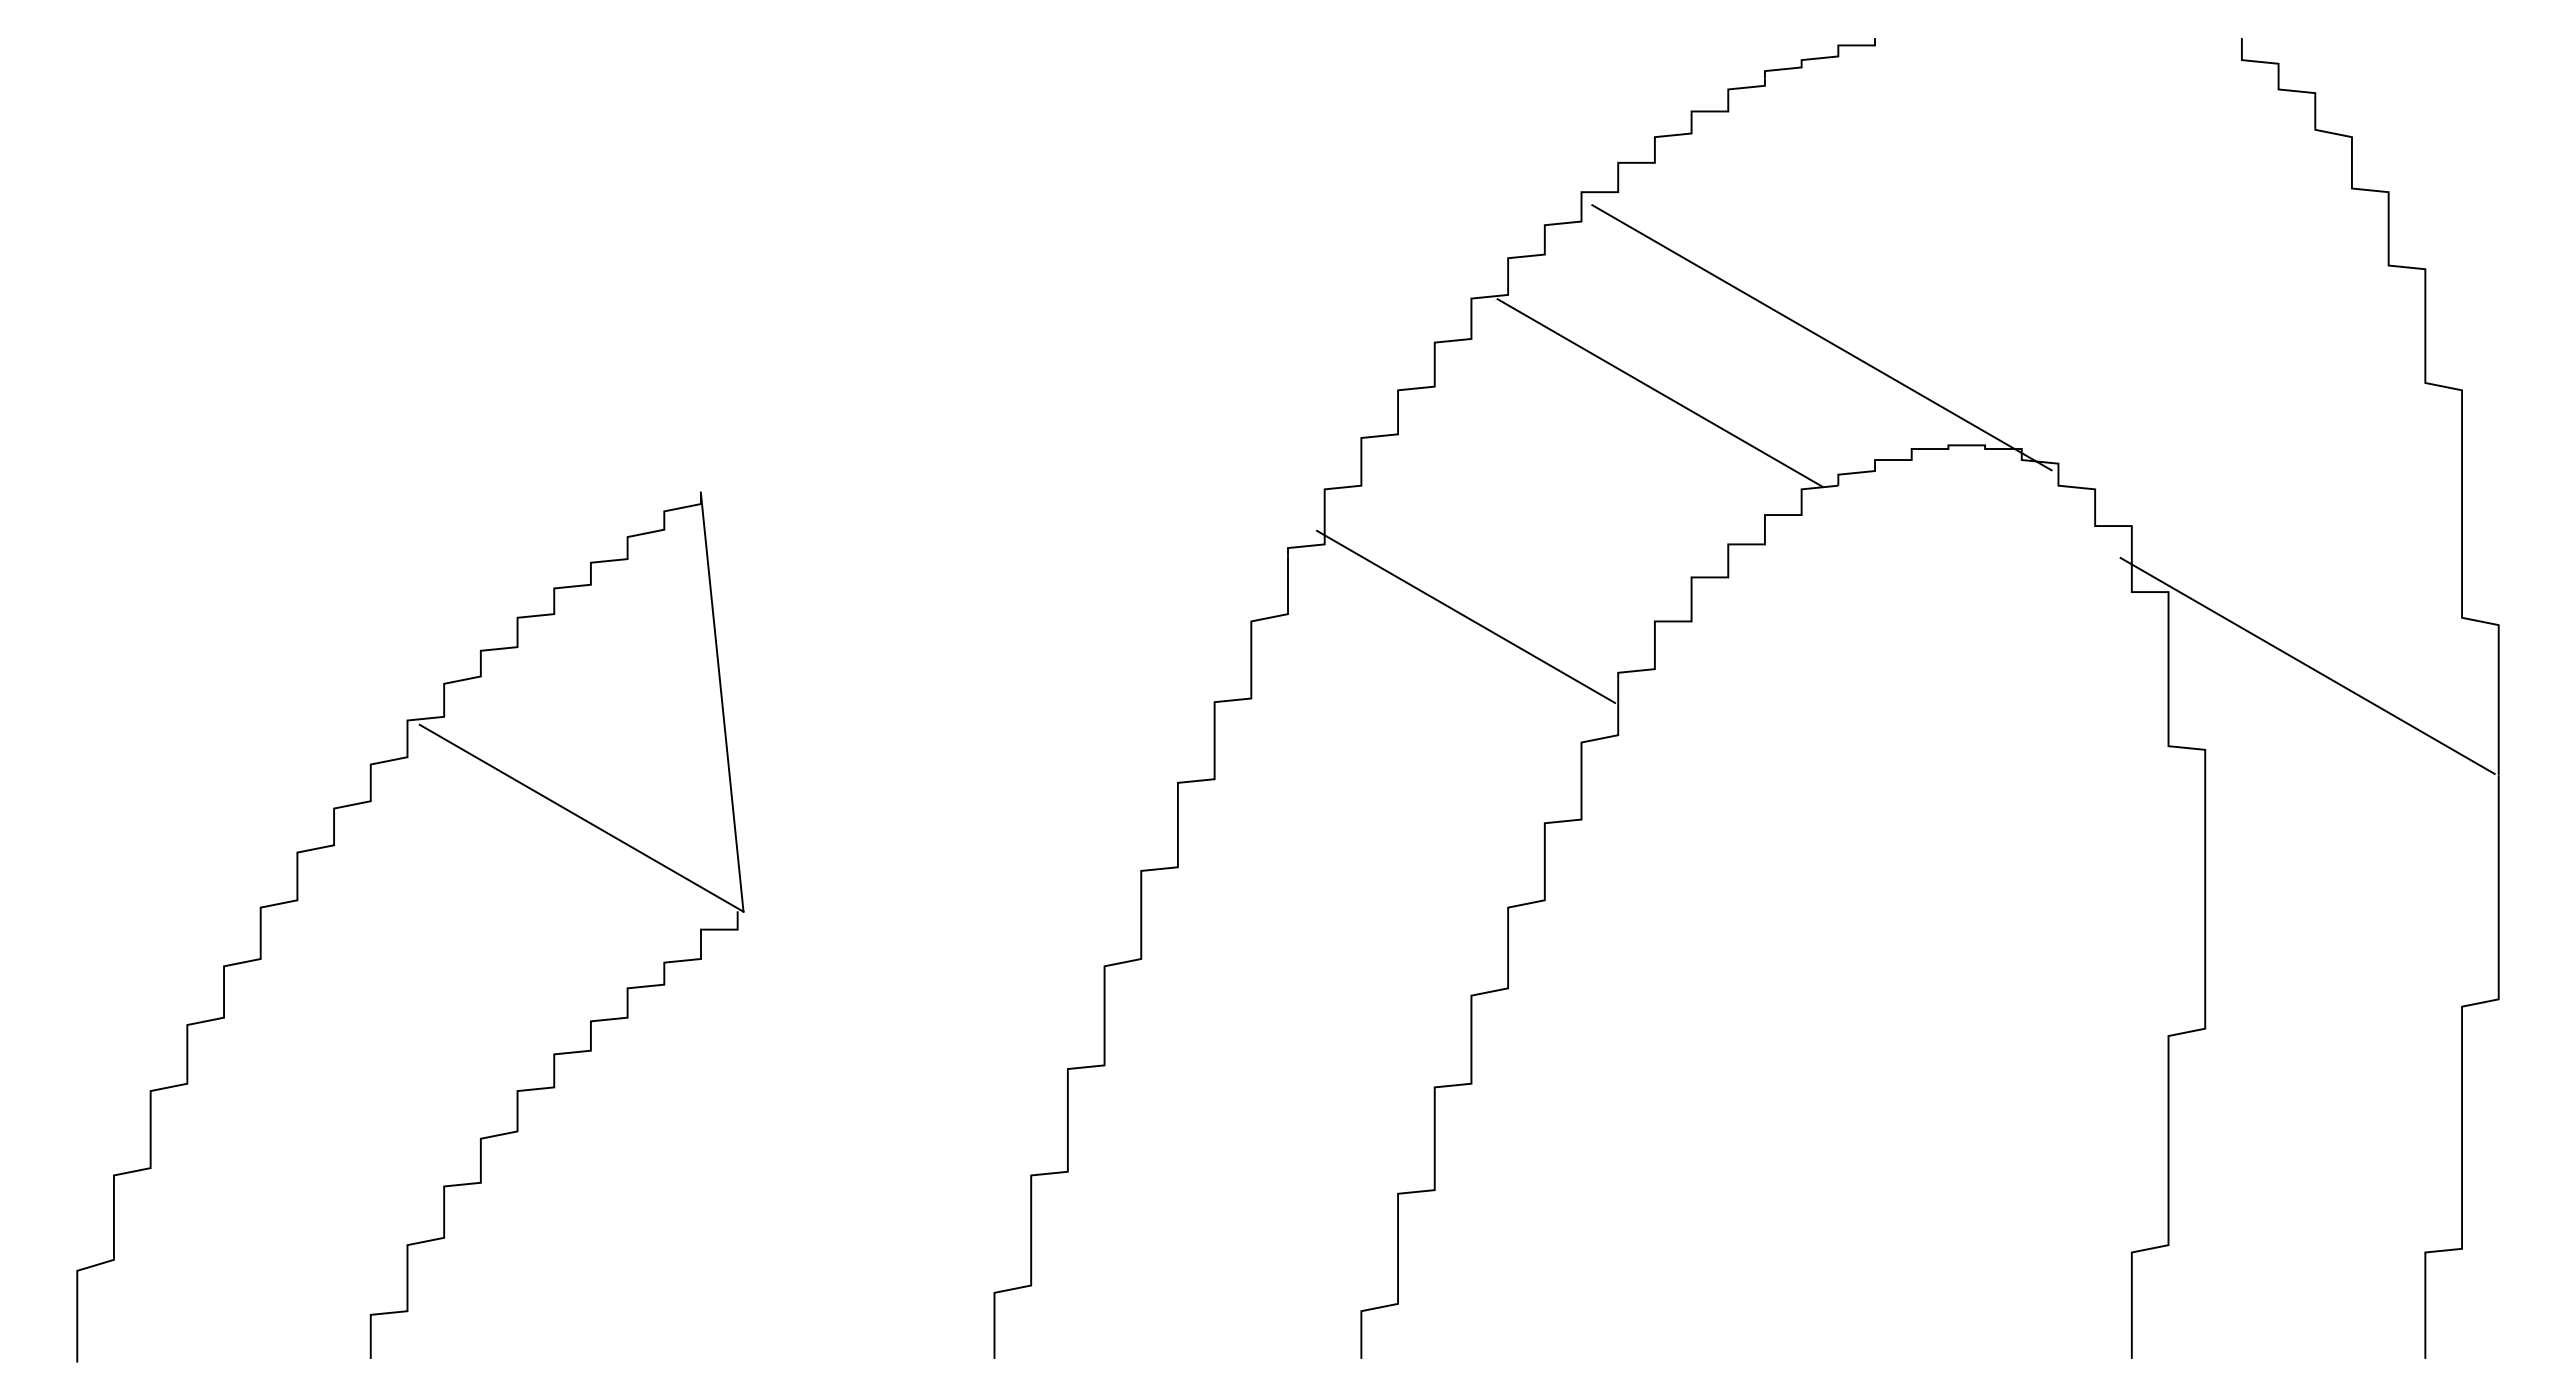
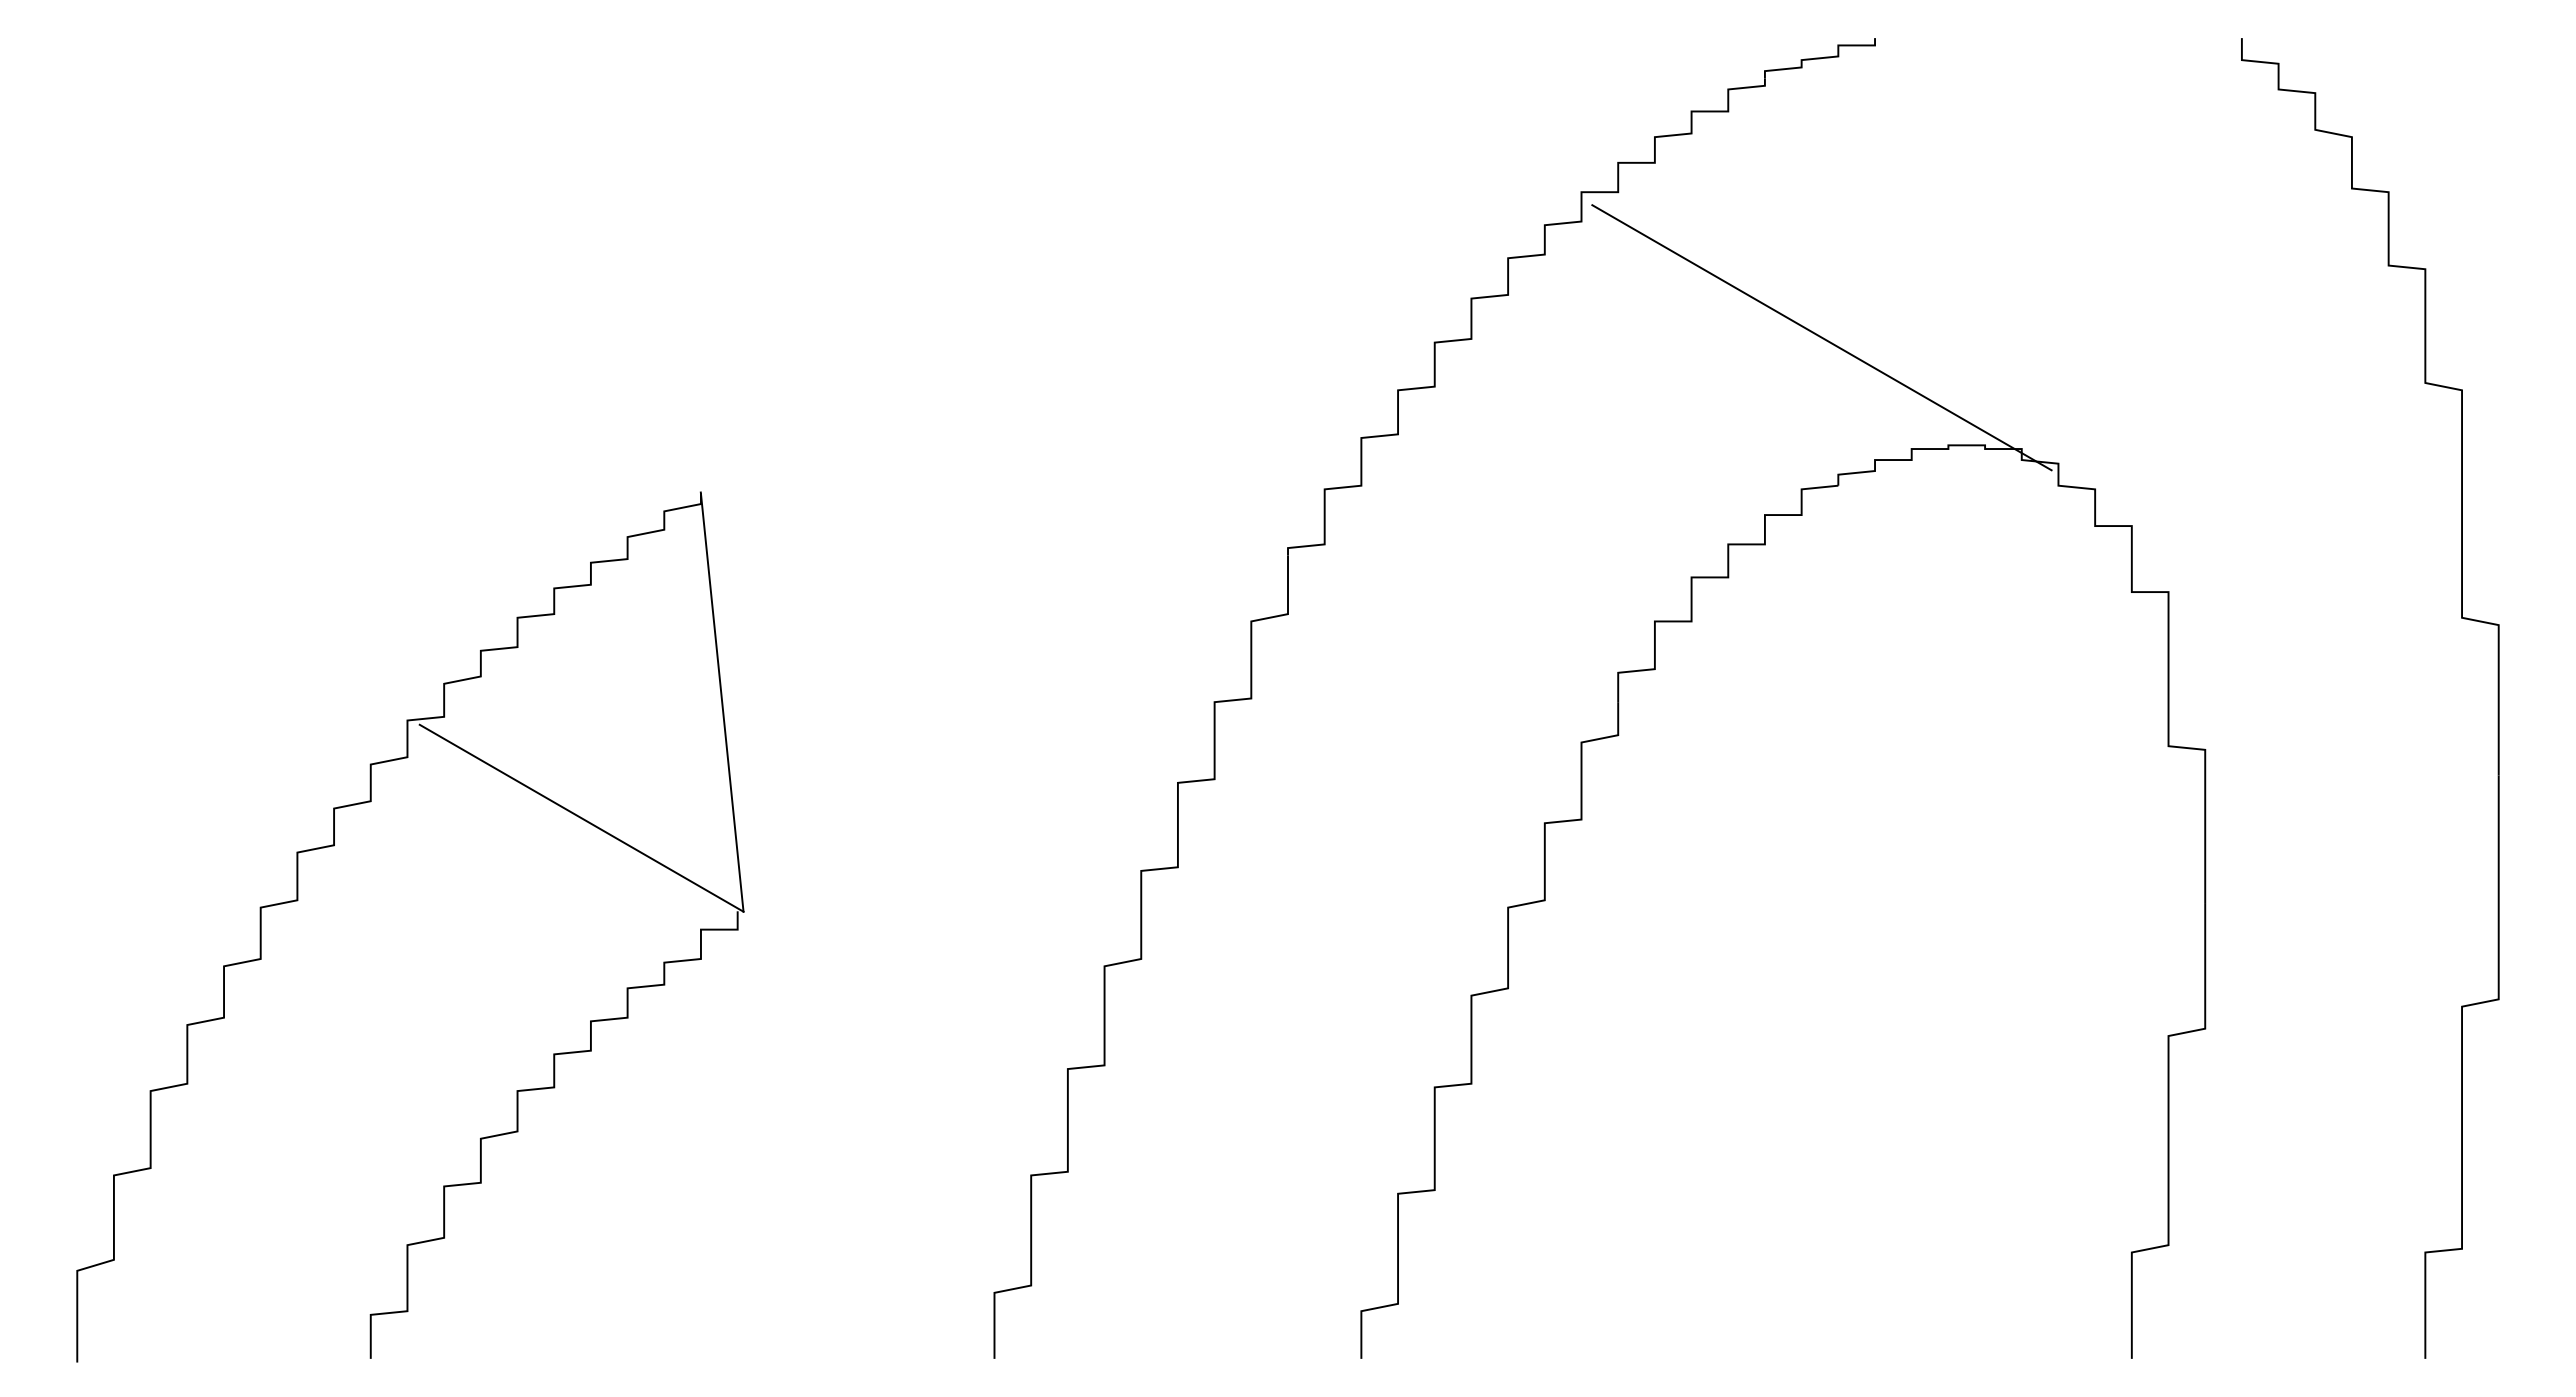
line: present -> none (1659, 392)
line: present -> none (1465, 616)
line: present -> none (2307, 665)
